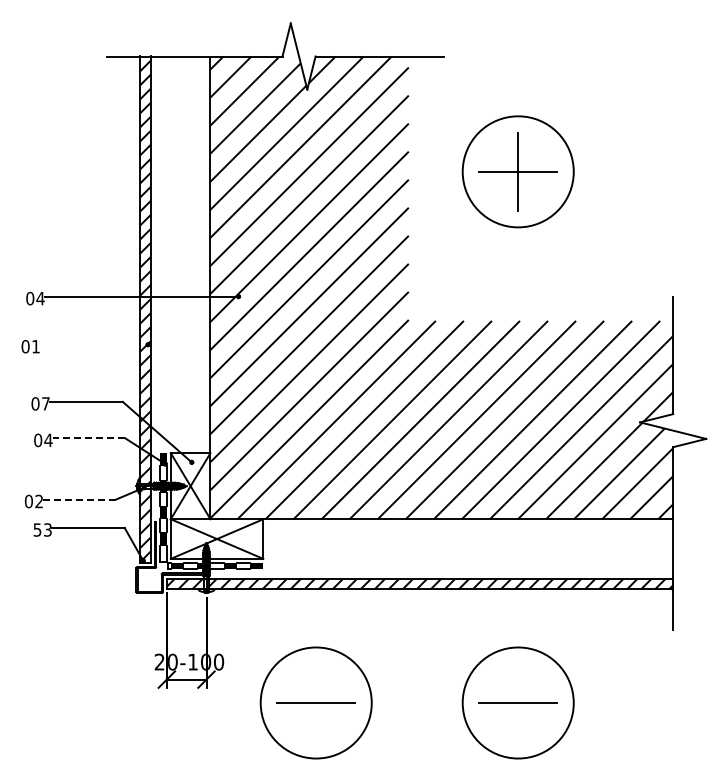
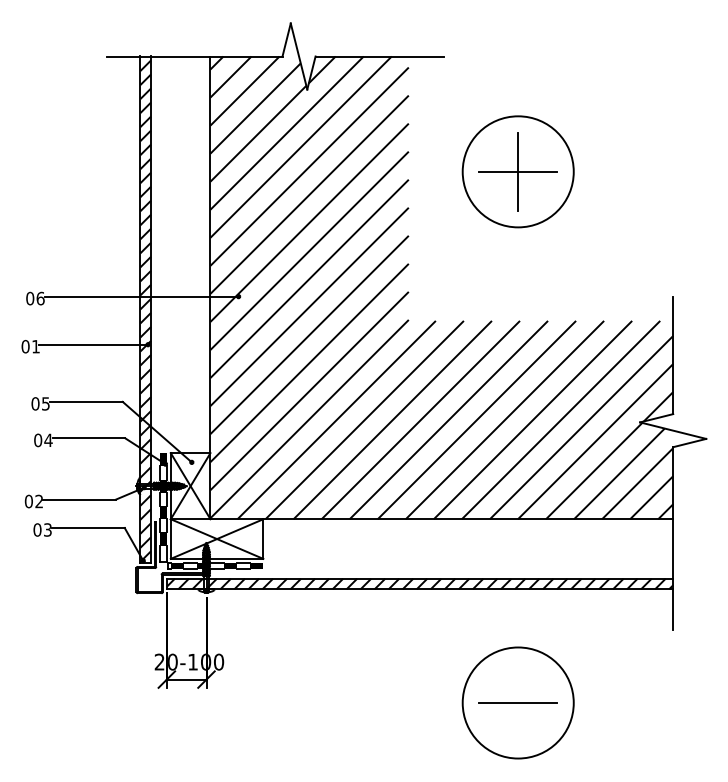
text: 04 -> 06 (40, 298)
line: none -> present (93, 344)
text: 07 -> 05 (45, 403)
line: dashed -> solid (88, 438)
line: dashed -> solid (79, 499)
text: 53 -> 03 (37, 529)
part: present -> none (315, 702)
